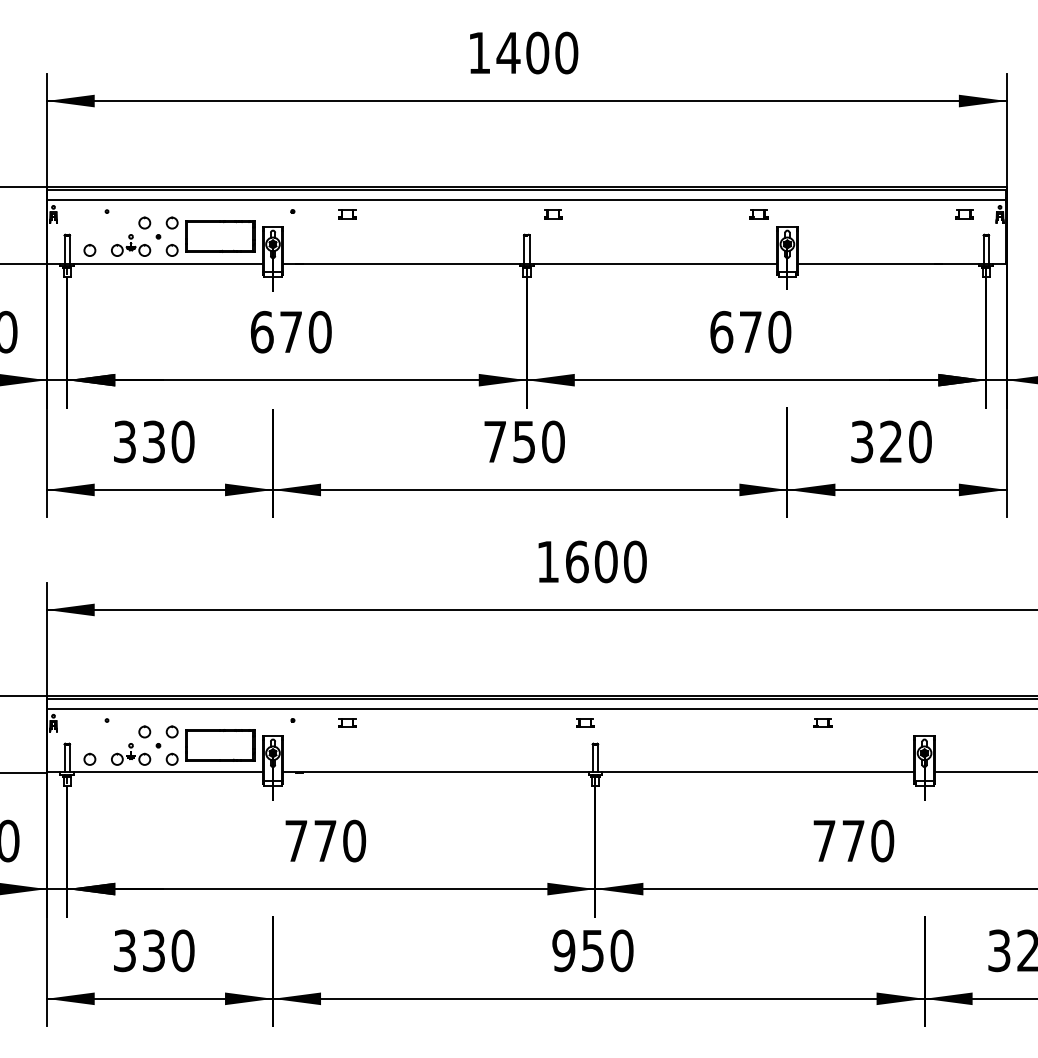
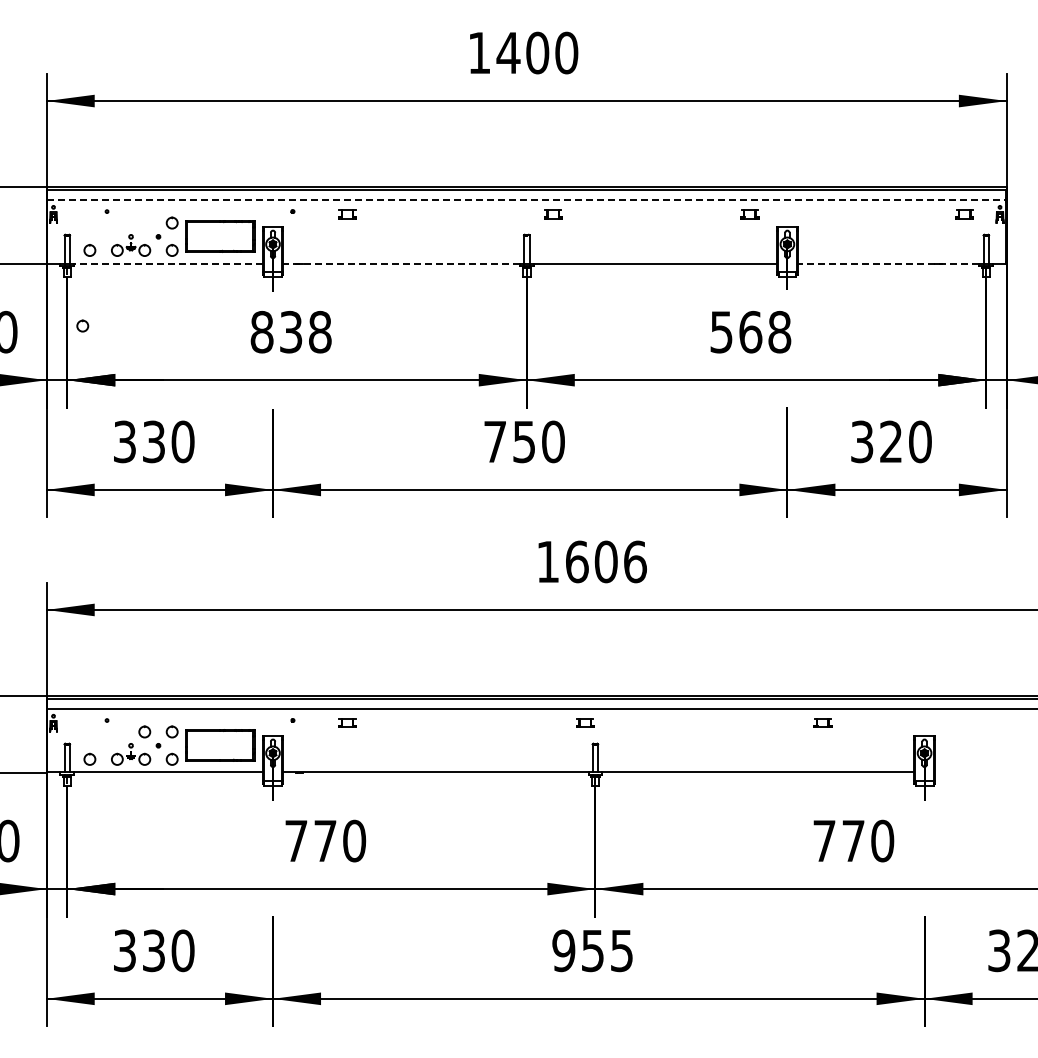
line: solid -> dashed (527, 200)
part position: (758, 214) -> (749, 214) (749, 214)
part position: (144, 222) -> (82, 325) (82, 325)
line: solid -> dashed (167, 263)
line: solid -> dashed (401, 263)
line: solid -> dashed (888, 263)
text: 670 -> 838 (290, 331)
text: 670 -> 568 (750, 331)
text: 1600 -> 1606 (635, 561)
line: present -> none (984, 772)
text: 950 -> 955 (621, 950)
